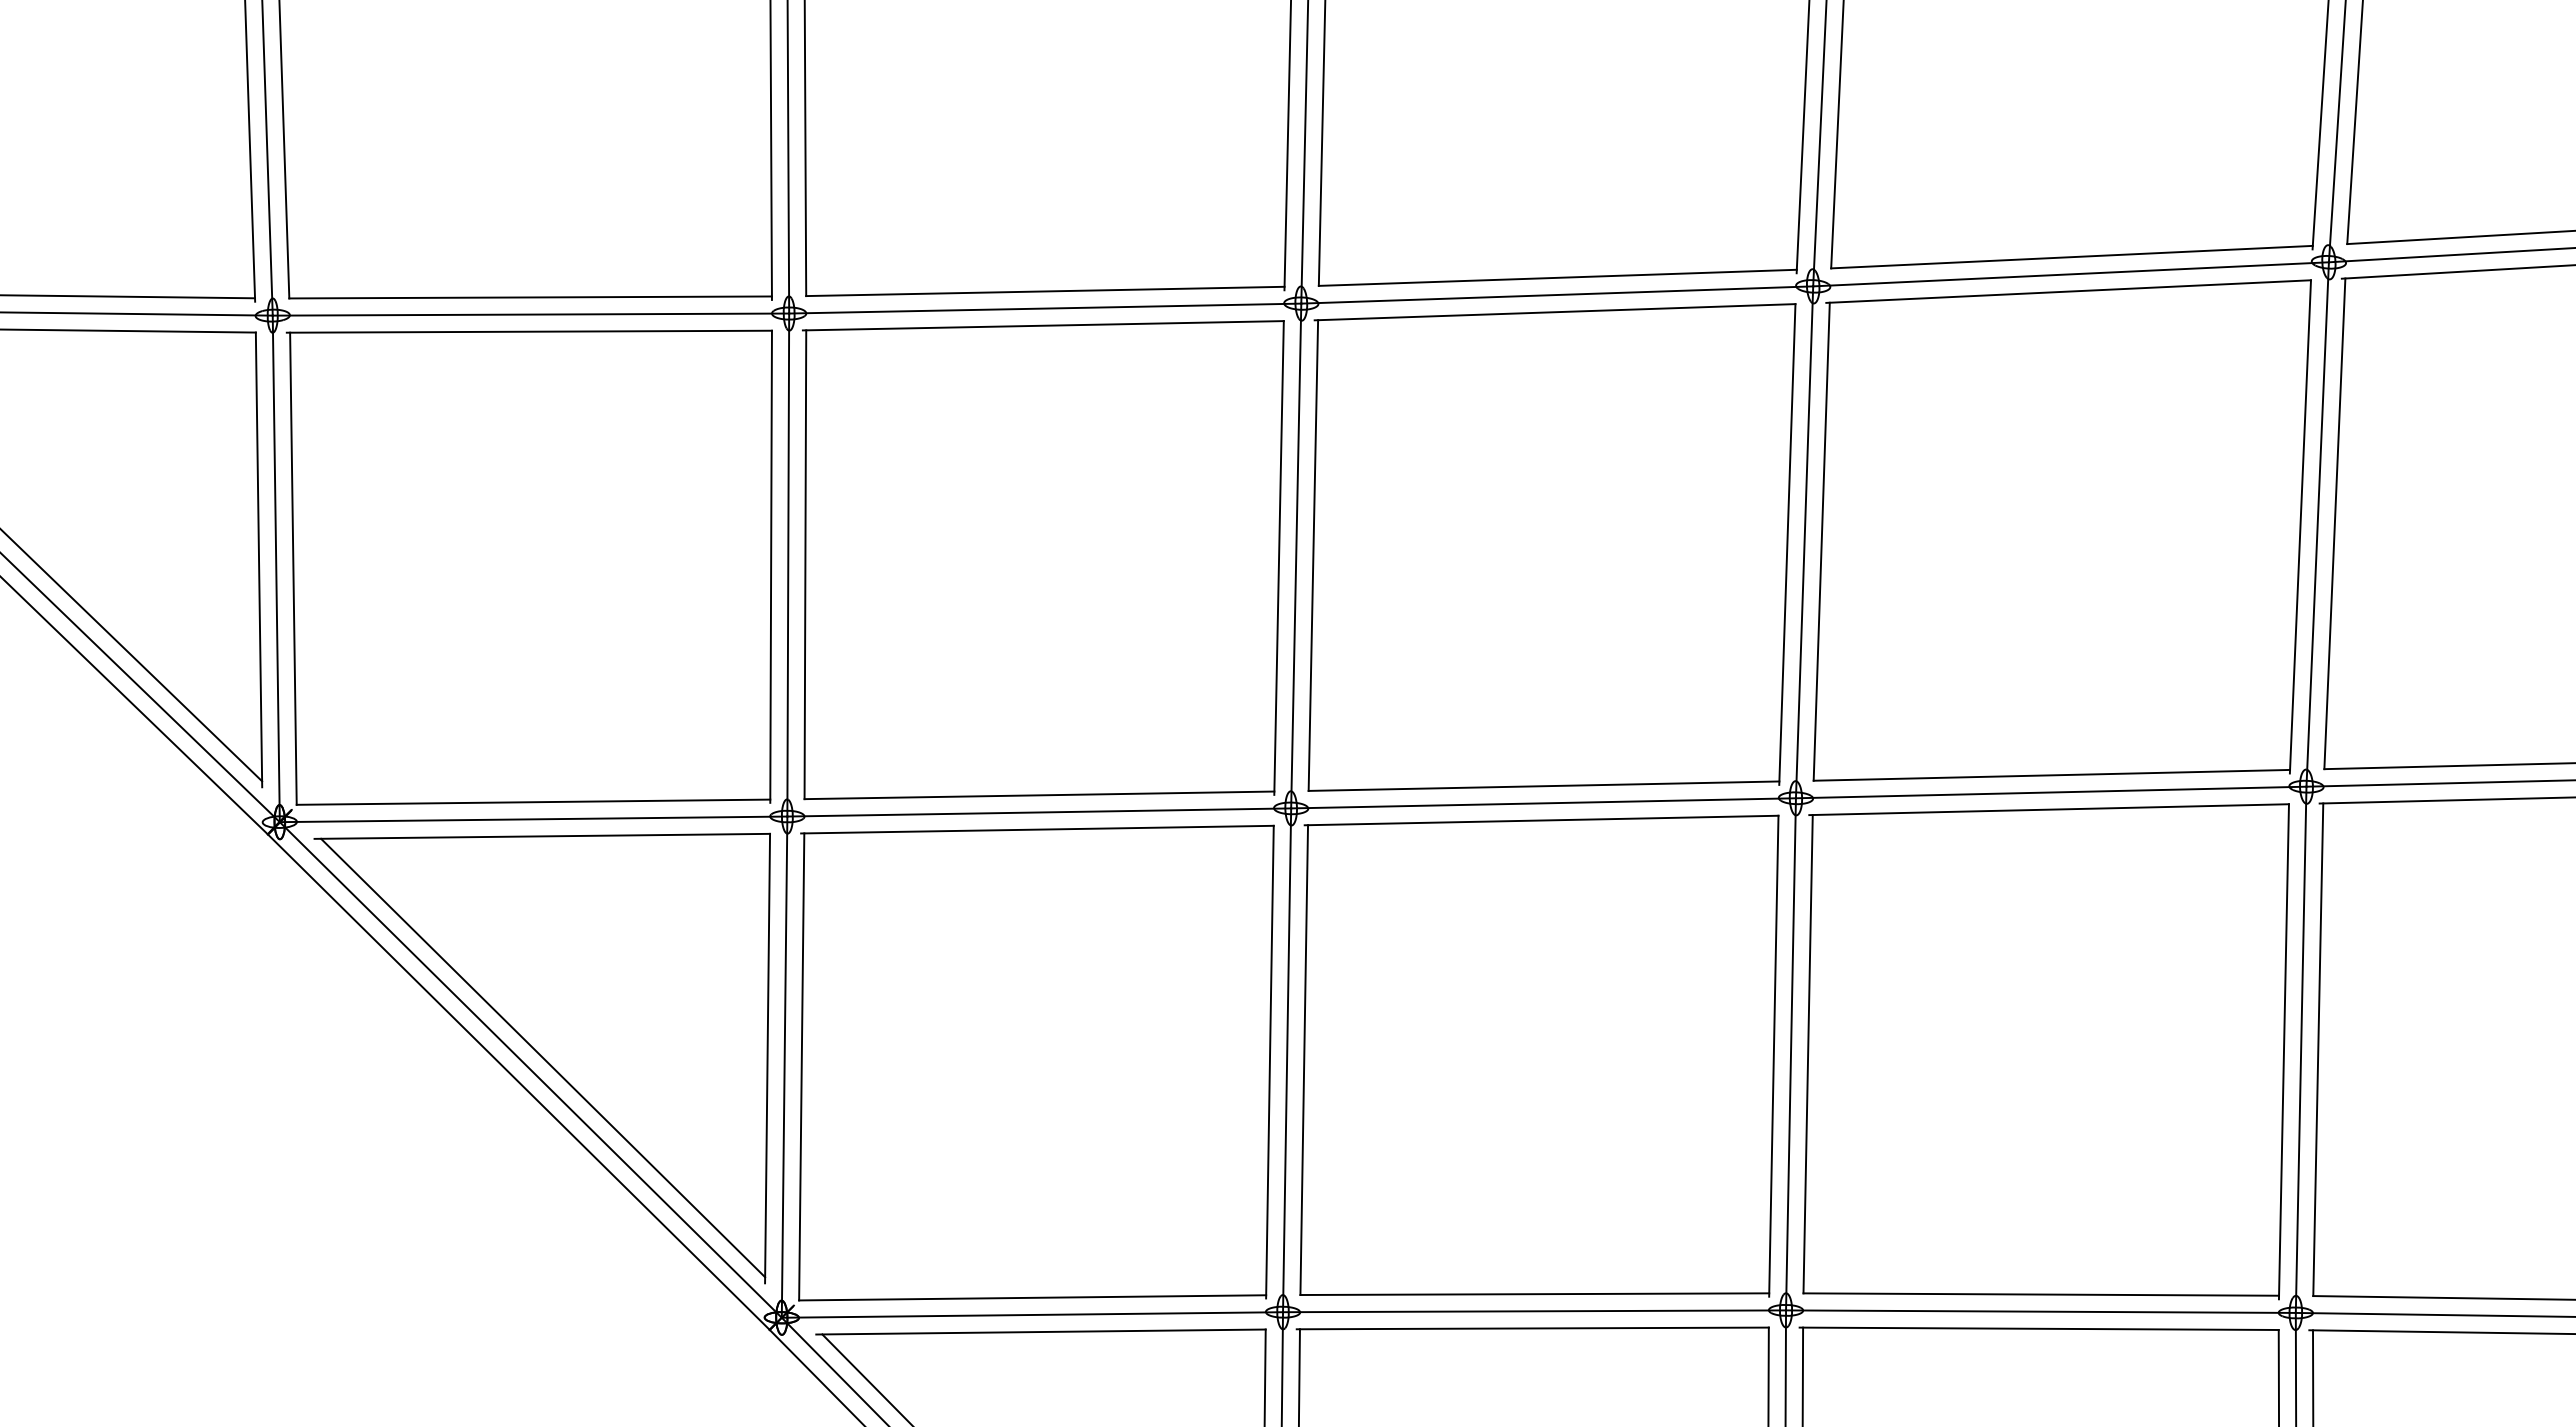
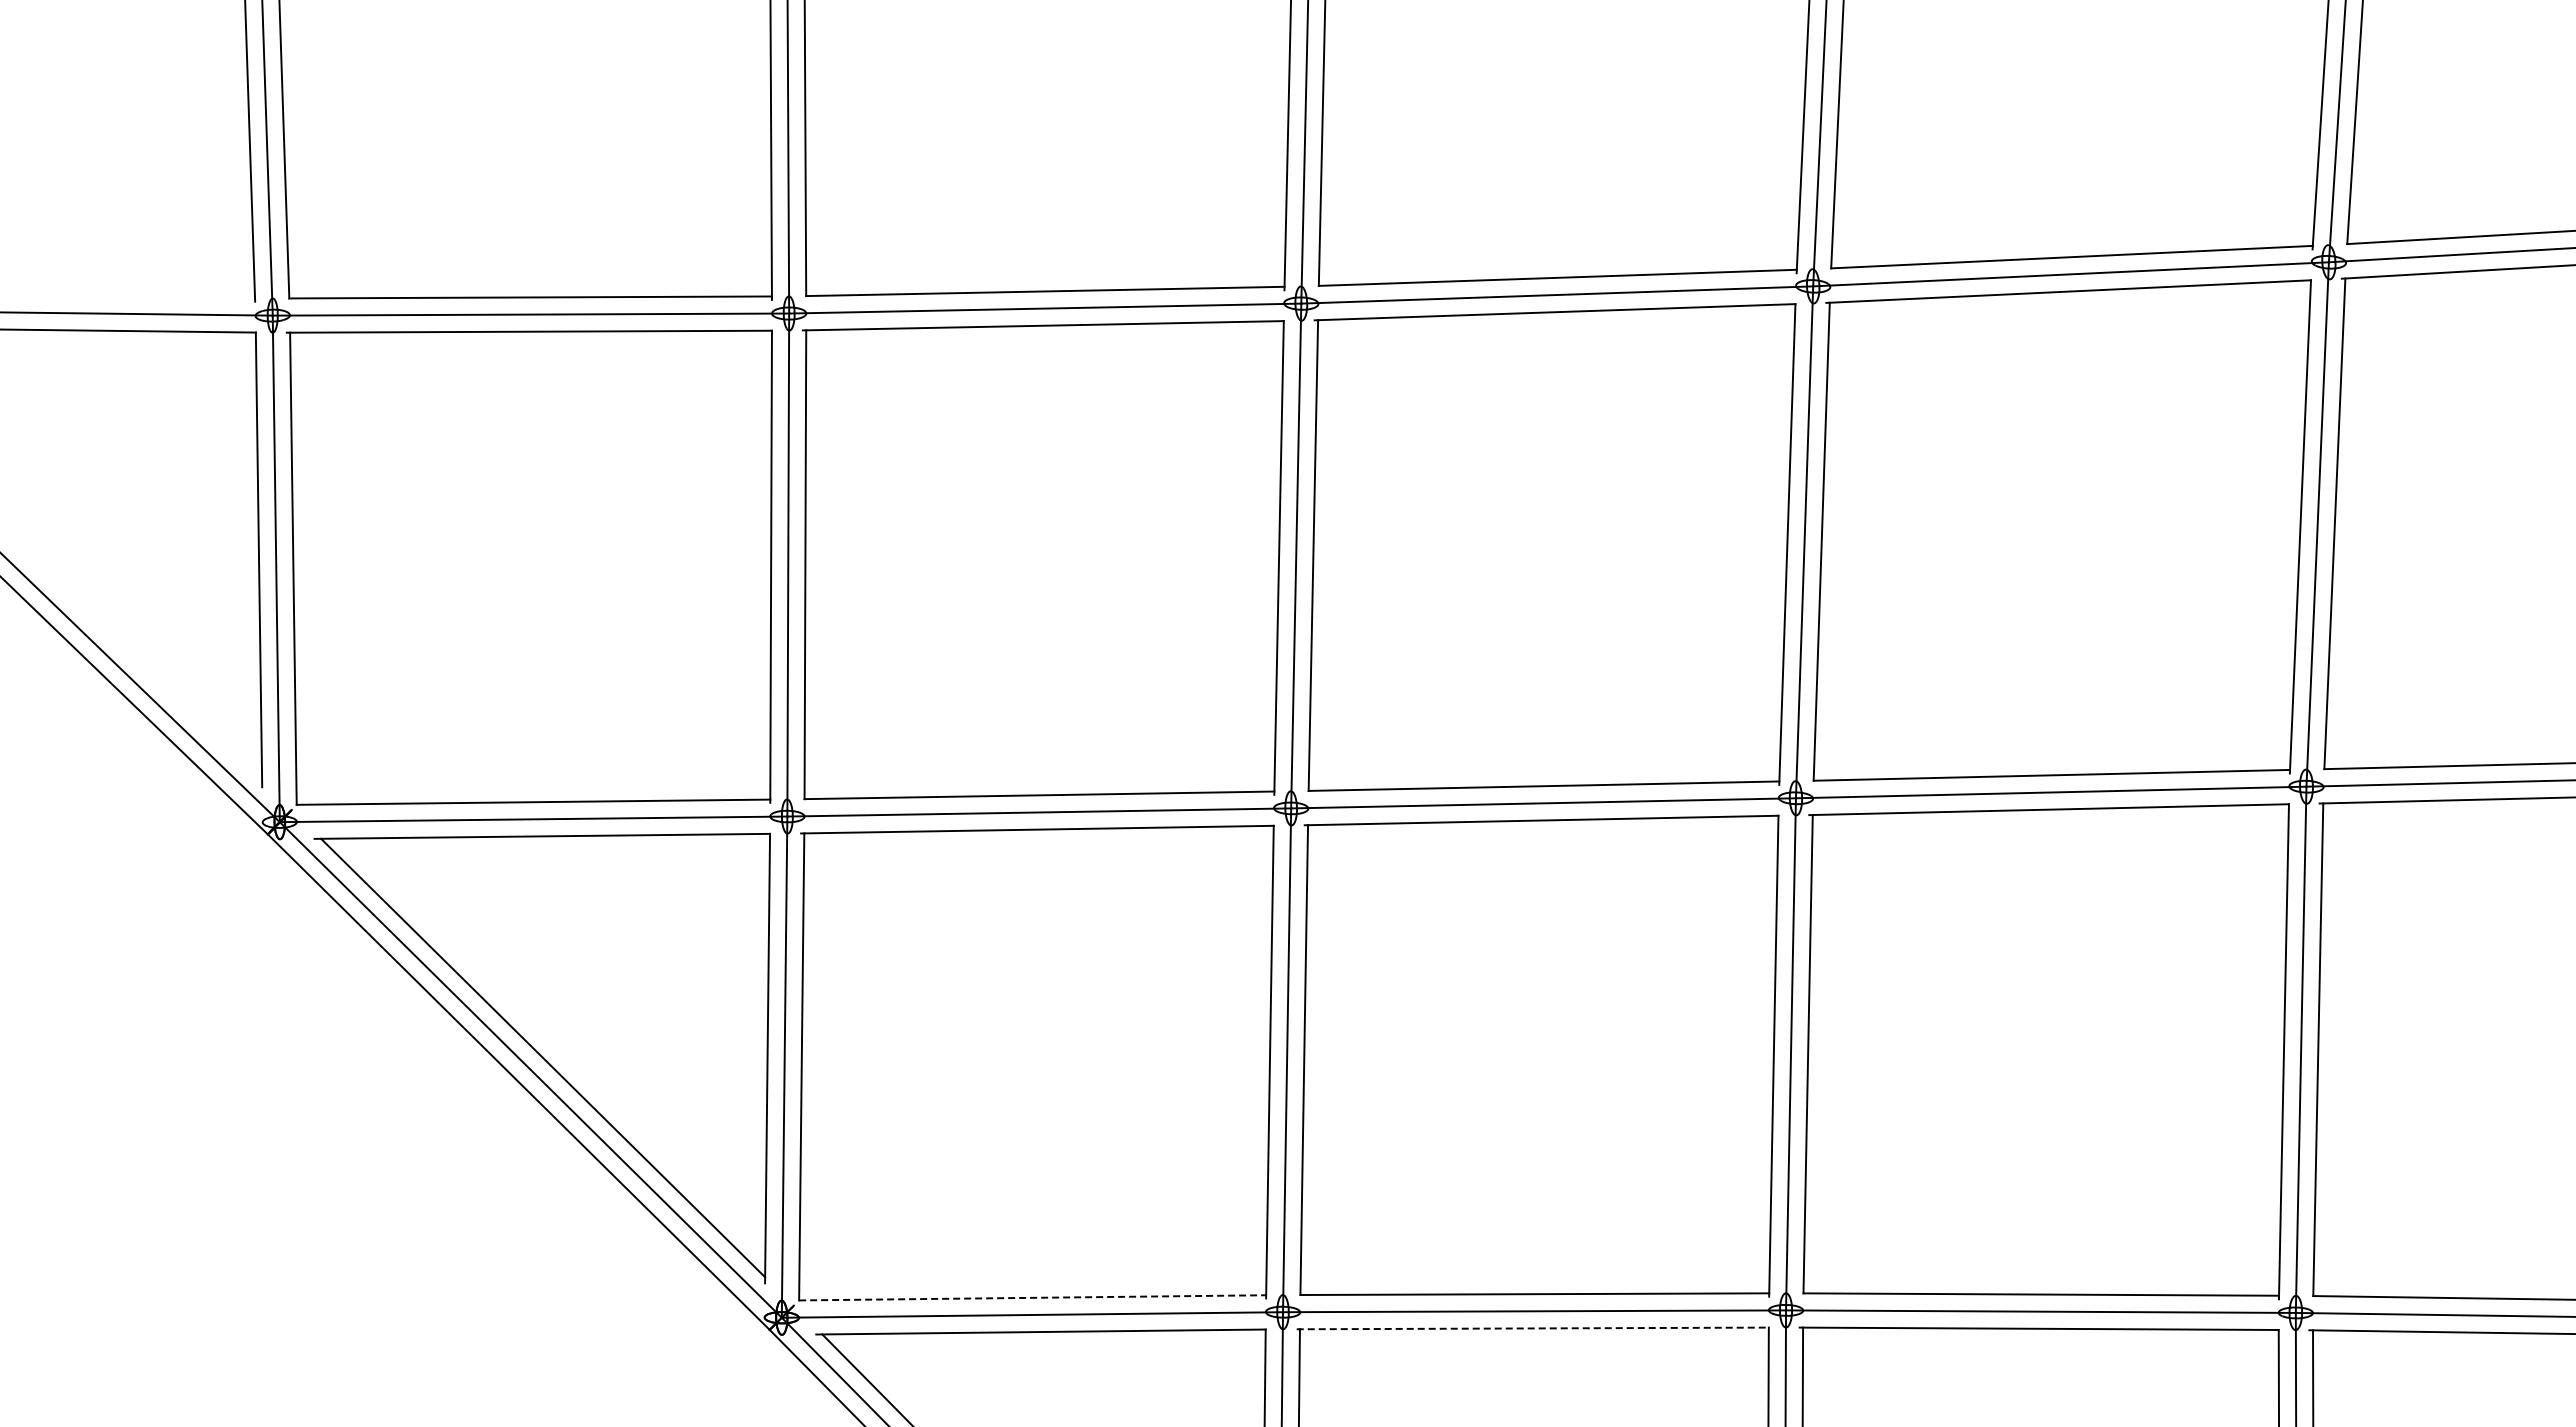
line: present -> none (128, 296)
line: present -> none (132, 655)
line: solid -> dashed (1032, 1297)
line: solid -> dashed (1533, 1328)
